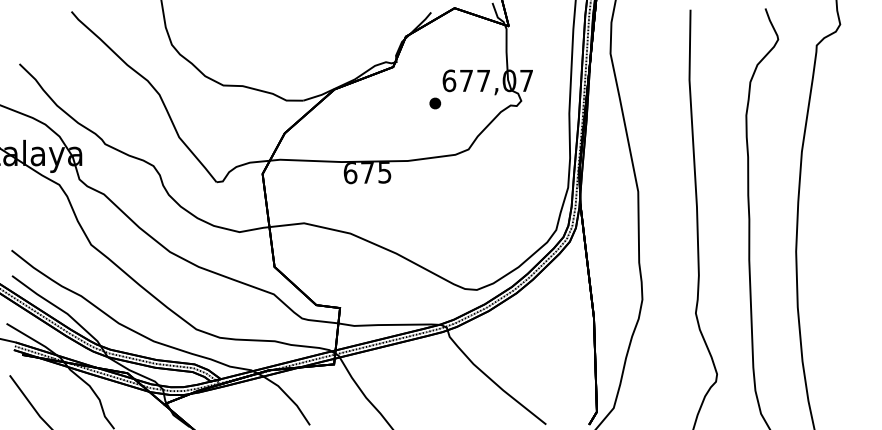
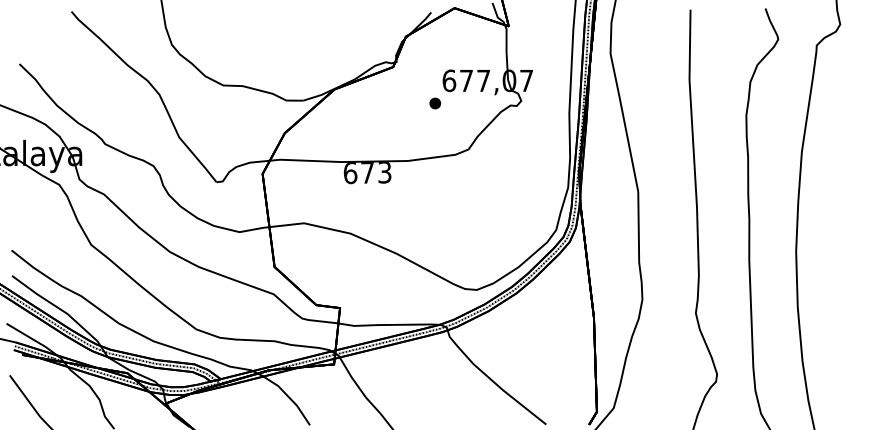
text: 675 -> 673 (384, 172)
